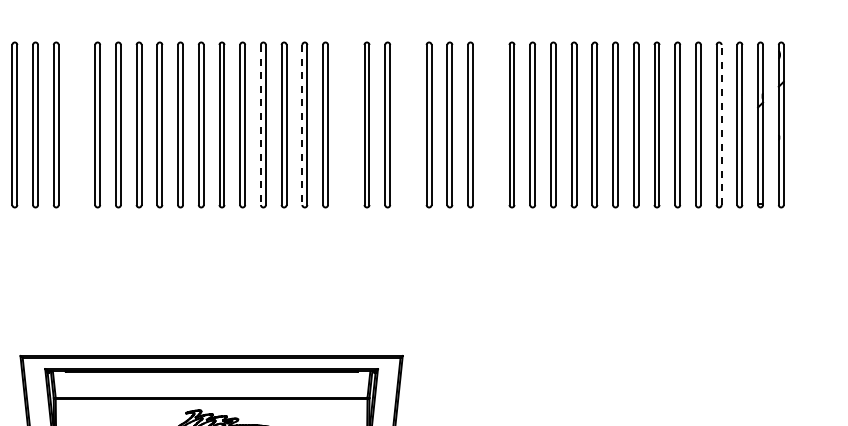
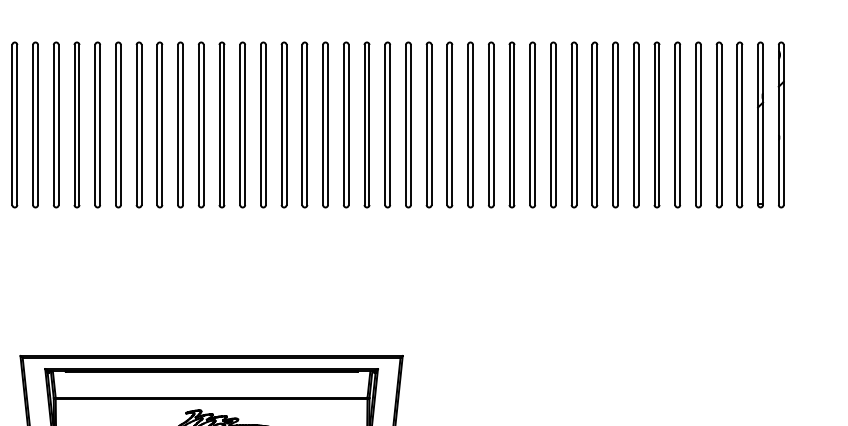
part: none -> present (76, 124)
part: none -> present (346, 124)
part: none -> present (408, 124)
part: none -> present (491, 124)
line: dashed -> solid (721, 124)
line: dashed -> solid (260, 125)
line: dashed -> solid (302, 125)
